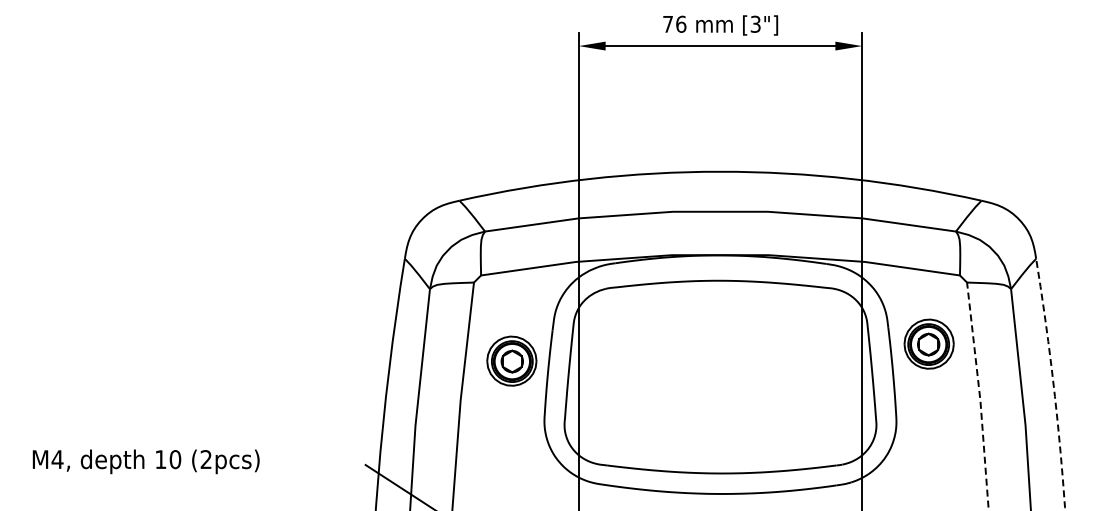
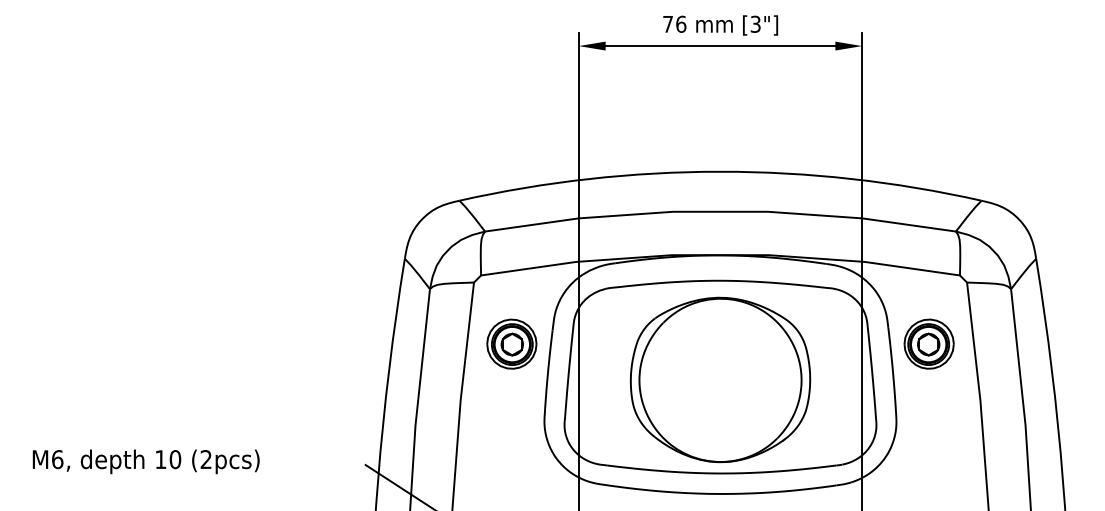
part position: (511, 360) -> (511, 343) (511, 343)
part: none -> present (720, 379)
arc: dashed -> solid (1053, 384)
line: dashed -> solid (979, 396)
text: M4, -> M6, (57, 459)
